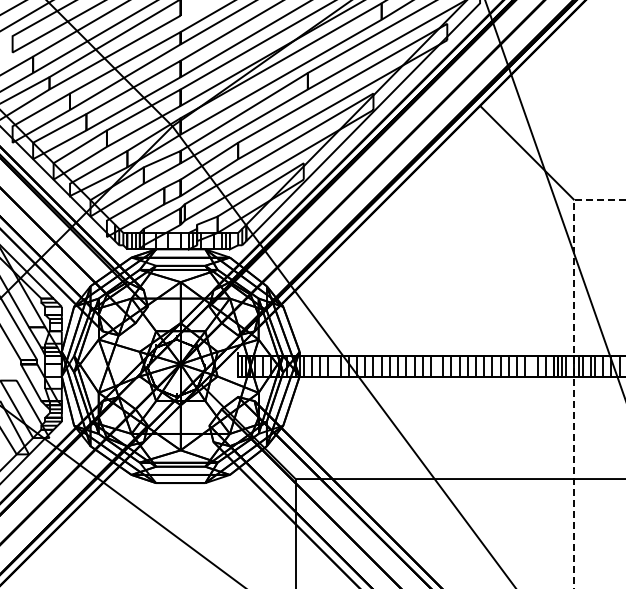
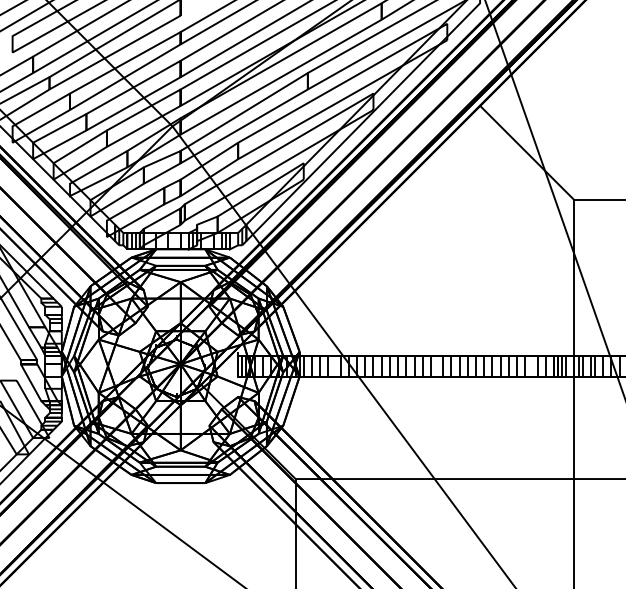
line: dashed -> solid (574, 368)
